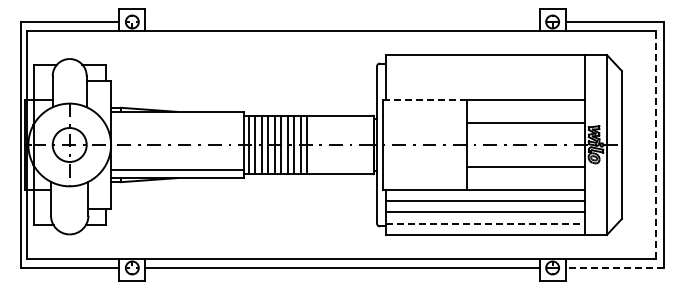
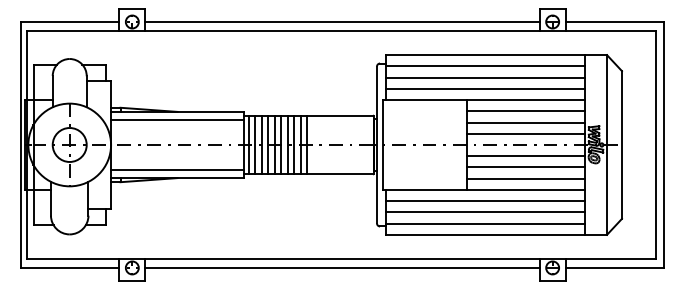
line: none -> present (342, 22)
line: none -> present (485, 66)
line: none -> present (485, 77)
line: none -> present (485, 88)
line: dashed -> solid (425, 100)
line: none -> present (525, 111)
line: none -> present (177, 120)
line: none -> present (525, 133)
line: dashed -> solid (655, 144)
line: none -> present (525, 156)
line: none -> present (525, 178)
line: dashed -> solid (486, 223)
line: dashed -> solid (614, 267)
